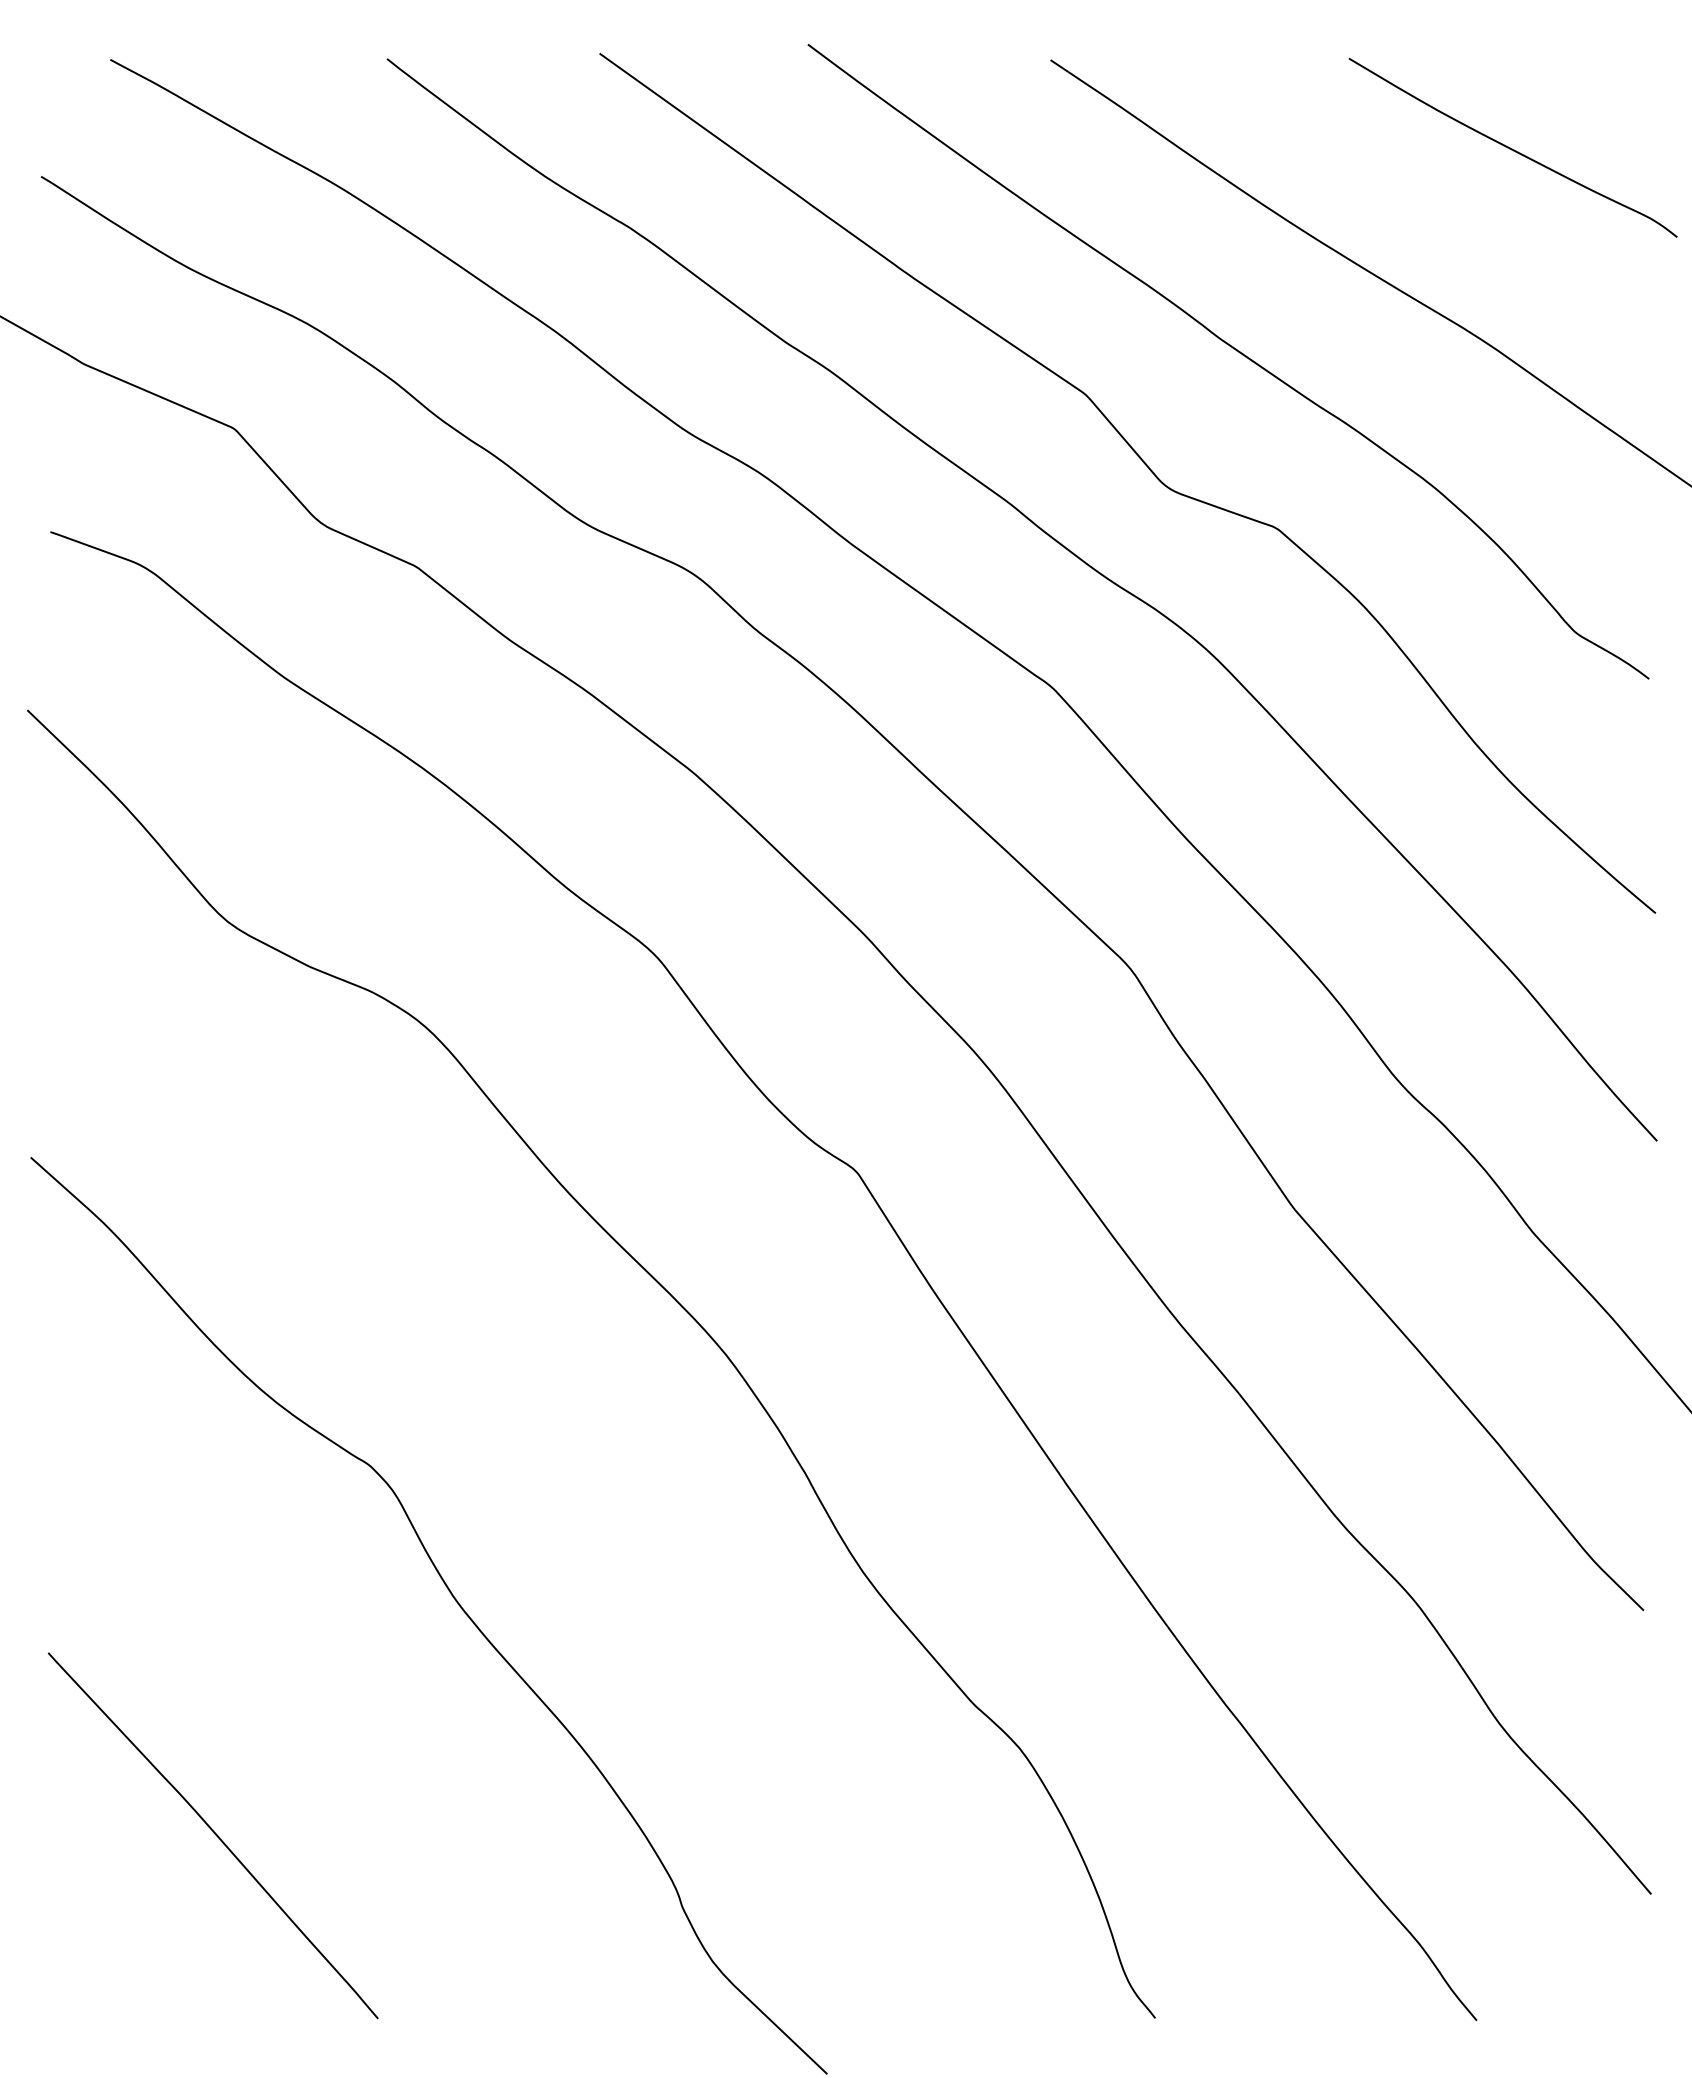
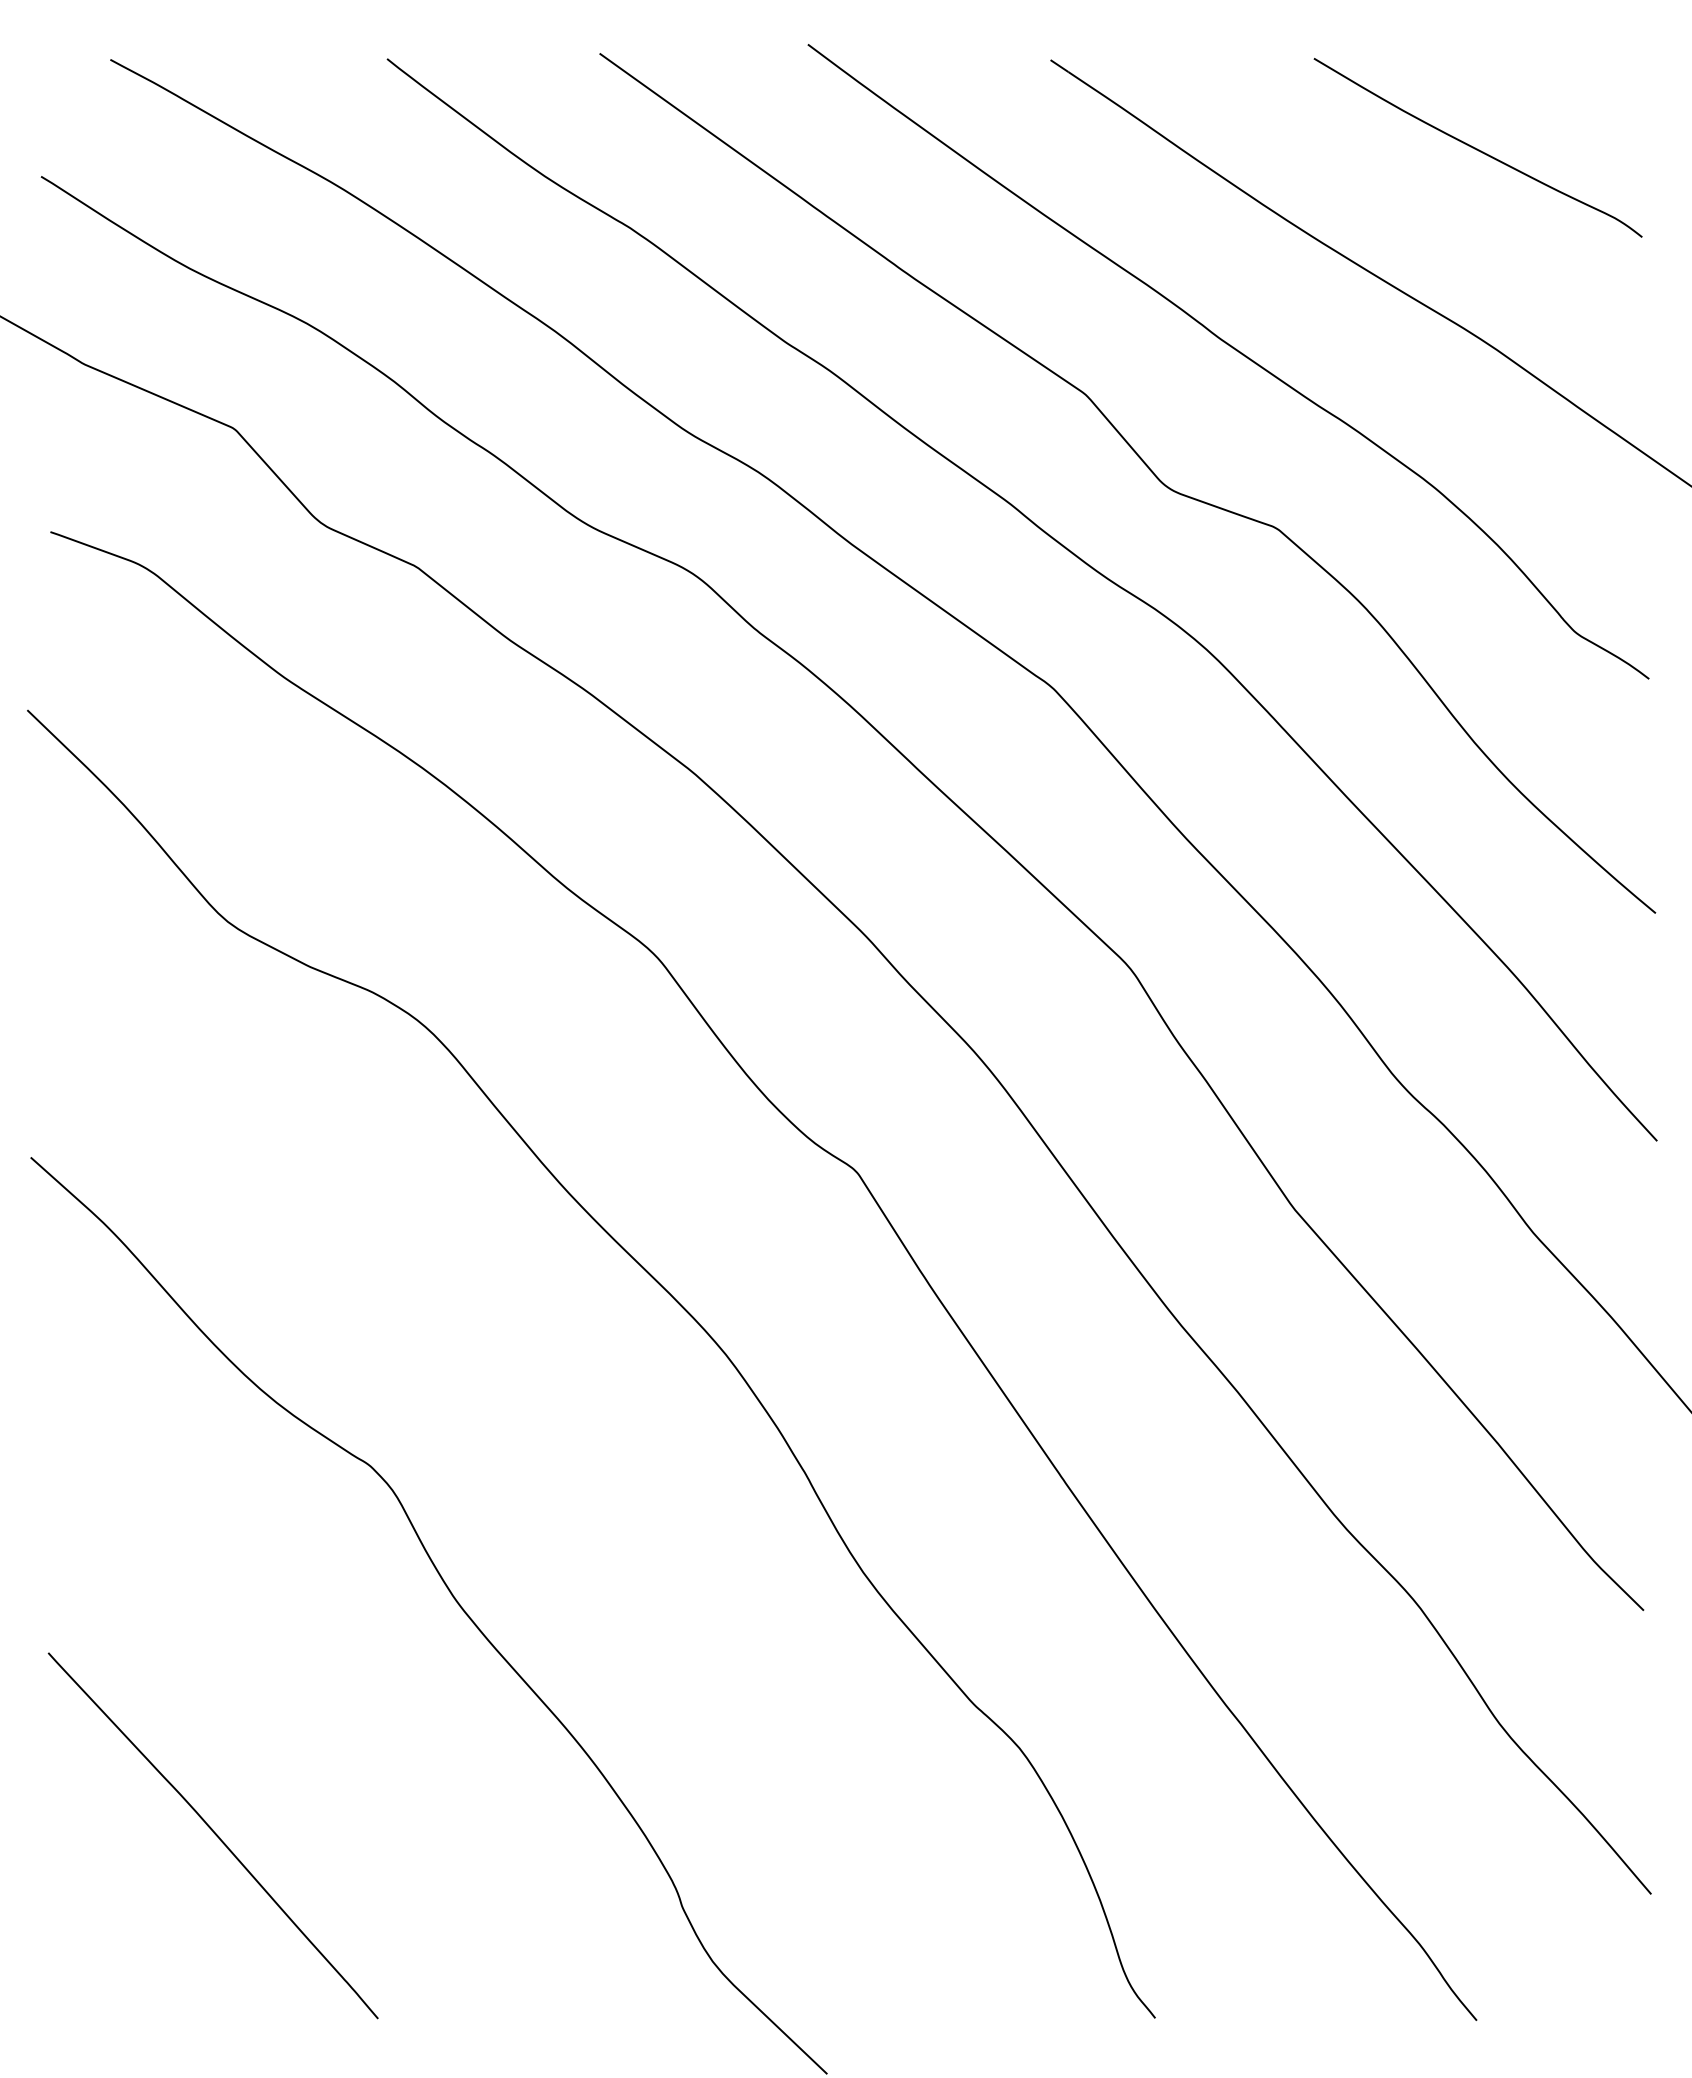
curve position: (1512, 148) -> (1477, 148) (1477, 148)
